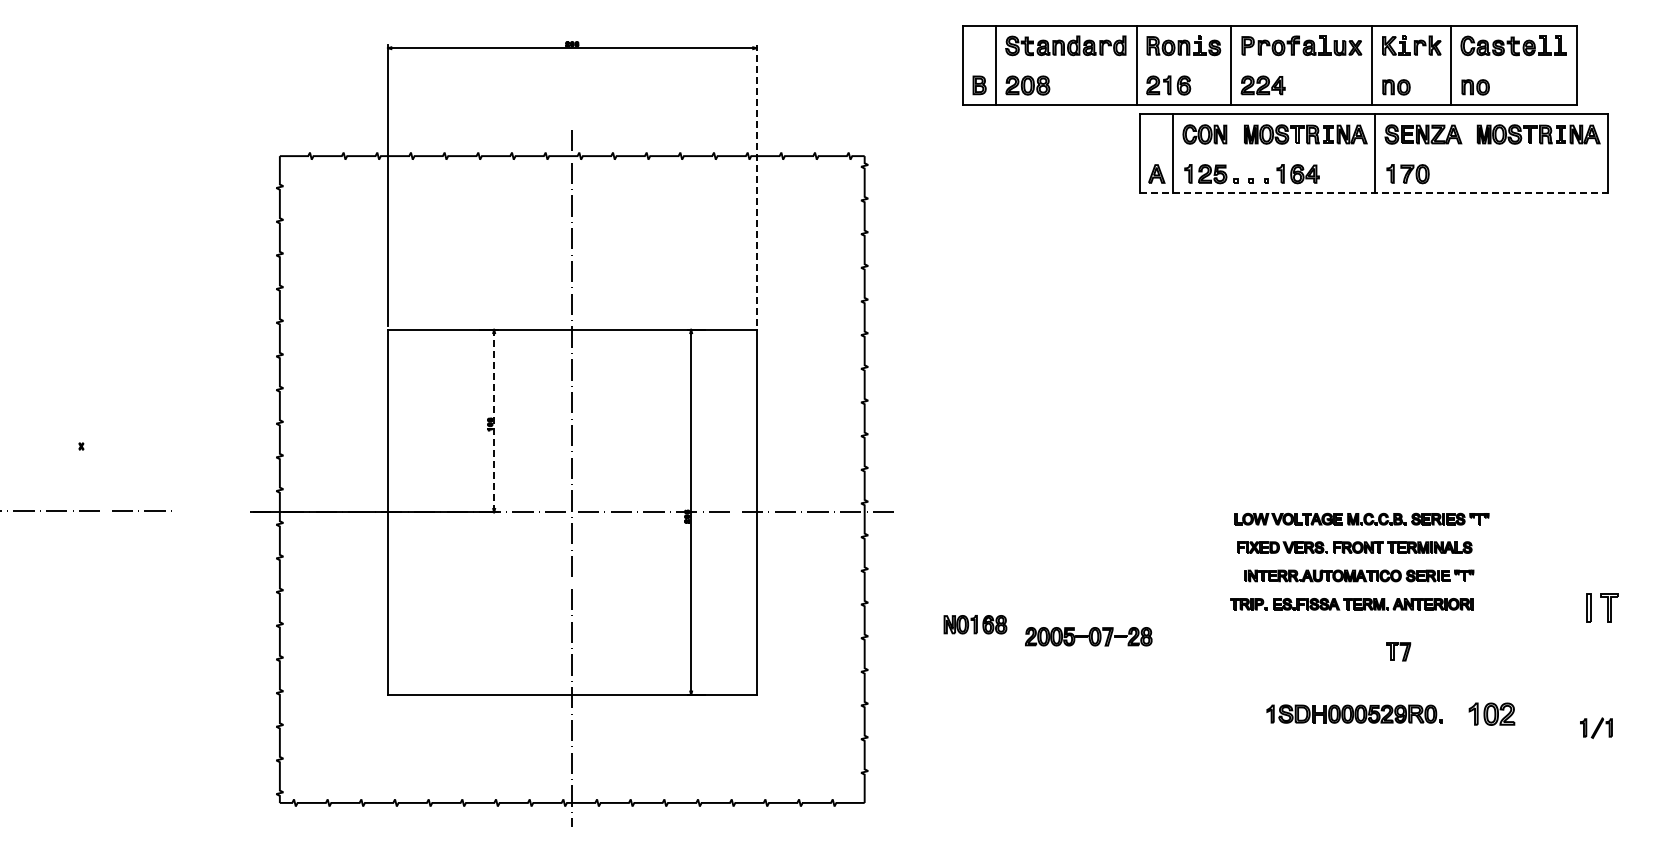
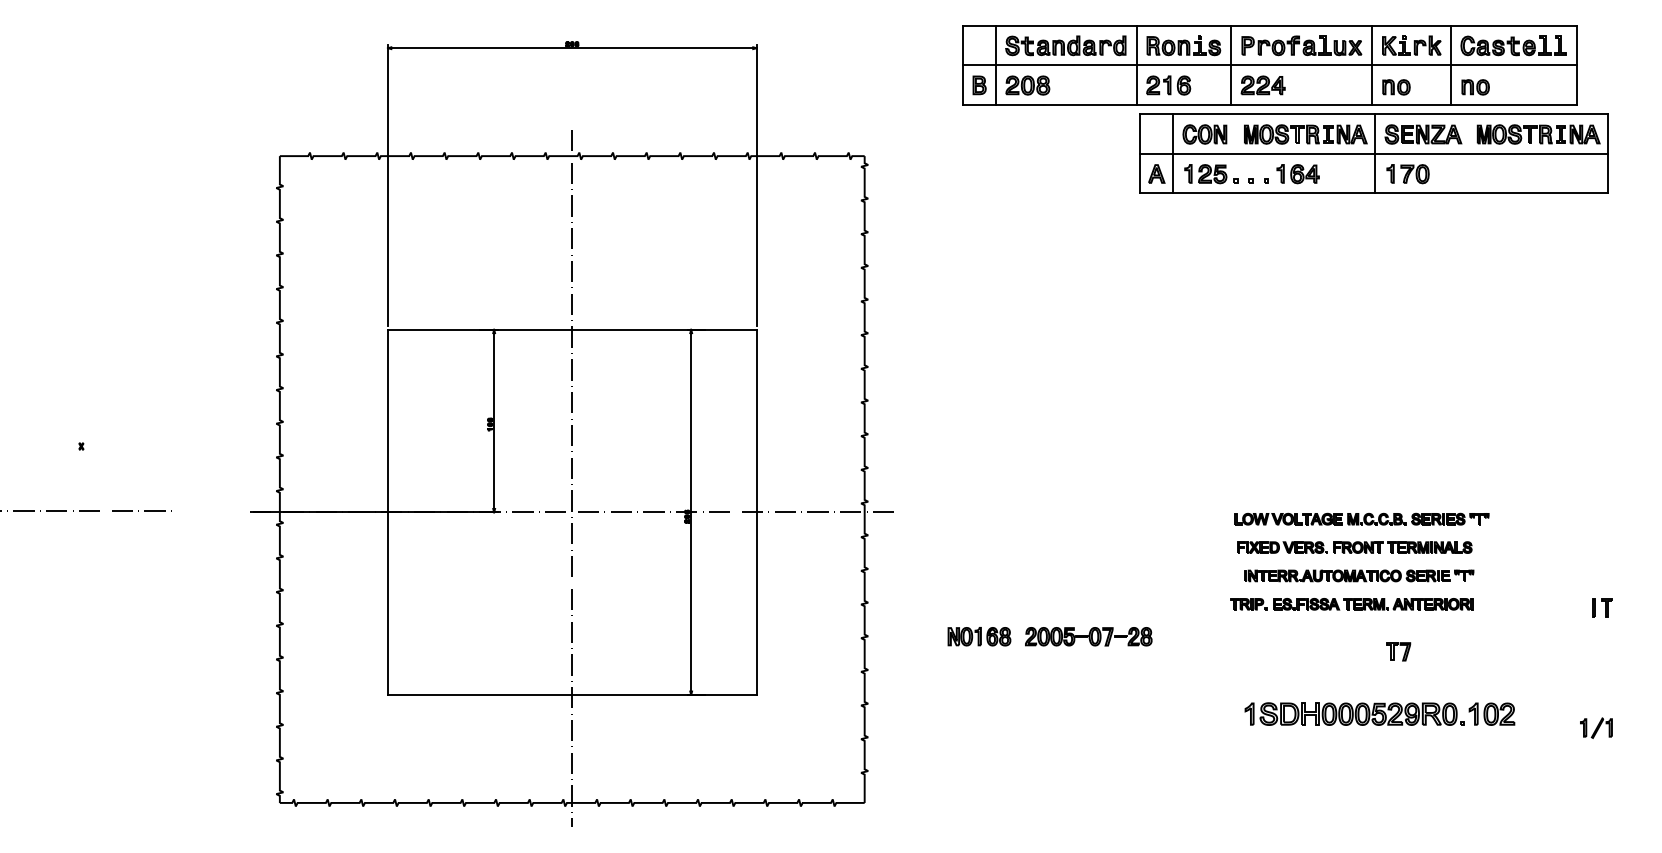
line: none -> present (1269, 65)
line: none -> present (1374, 153)
line: dashed -> solid (756, 185)
line: dashed -> solid (1374, 193)
line: dashed -> solid (494, 420)
part size: 33x30 px -> 21x20 px (1602, 607)
part position: (975, 624) -> (979, 636) (979, 636)
part size: 177x20 px -> 221x24 px (1354, 713)
